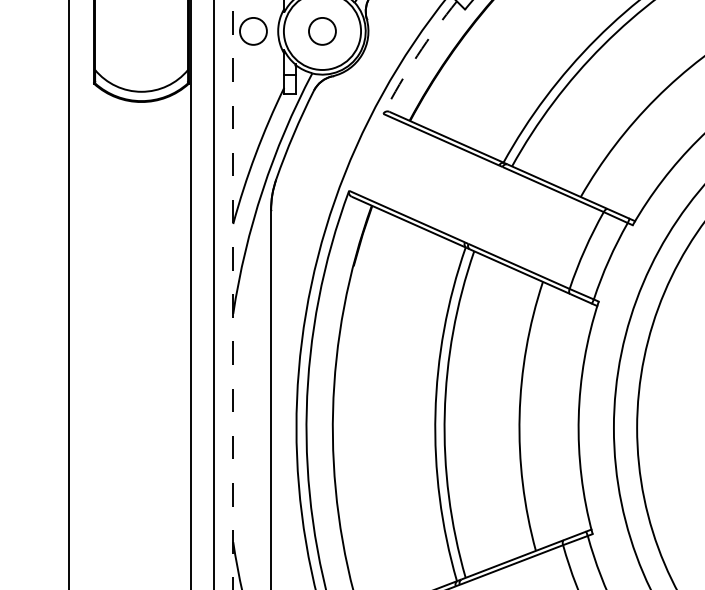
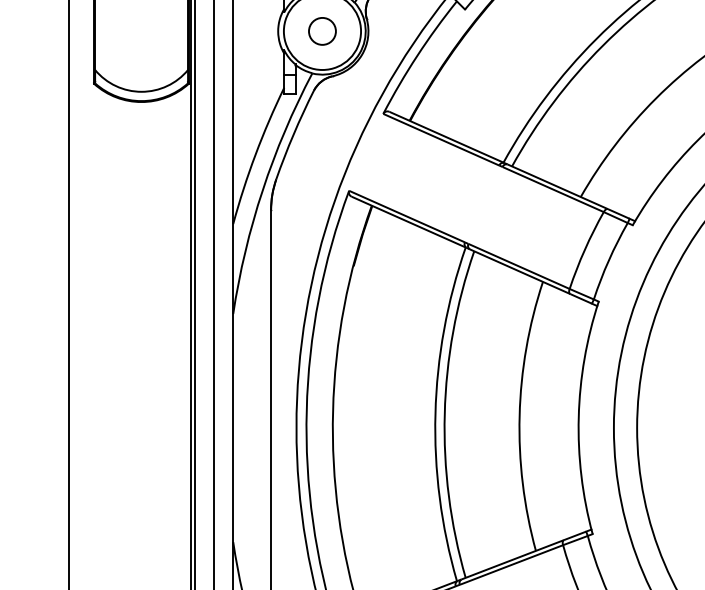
circle: present -> none (253, 31)
arc: dashed -> solid (417, 55)
line: none -> present (194, 294)
line: dashed -> solid (233, 294)
